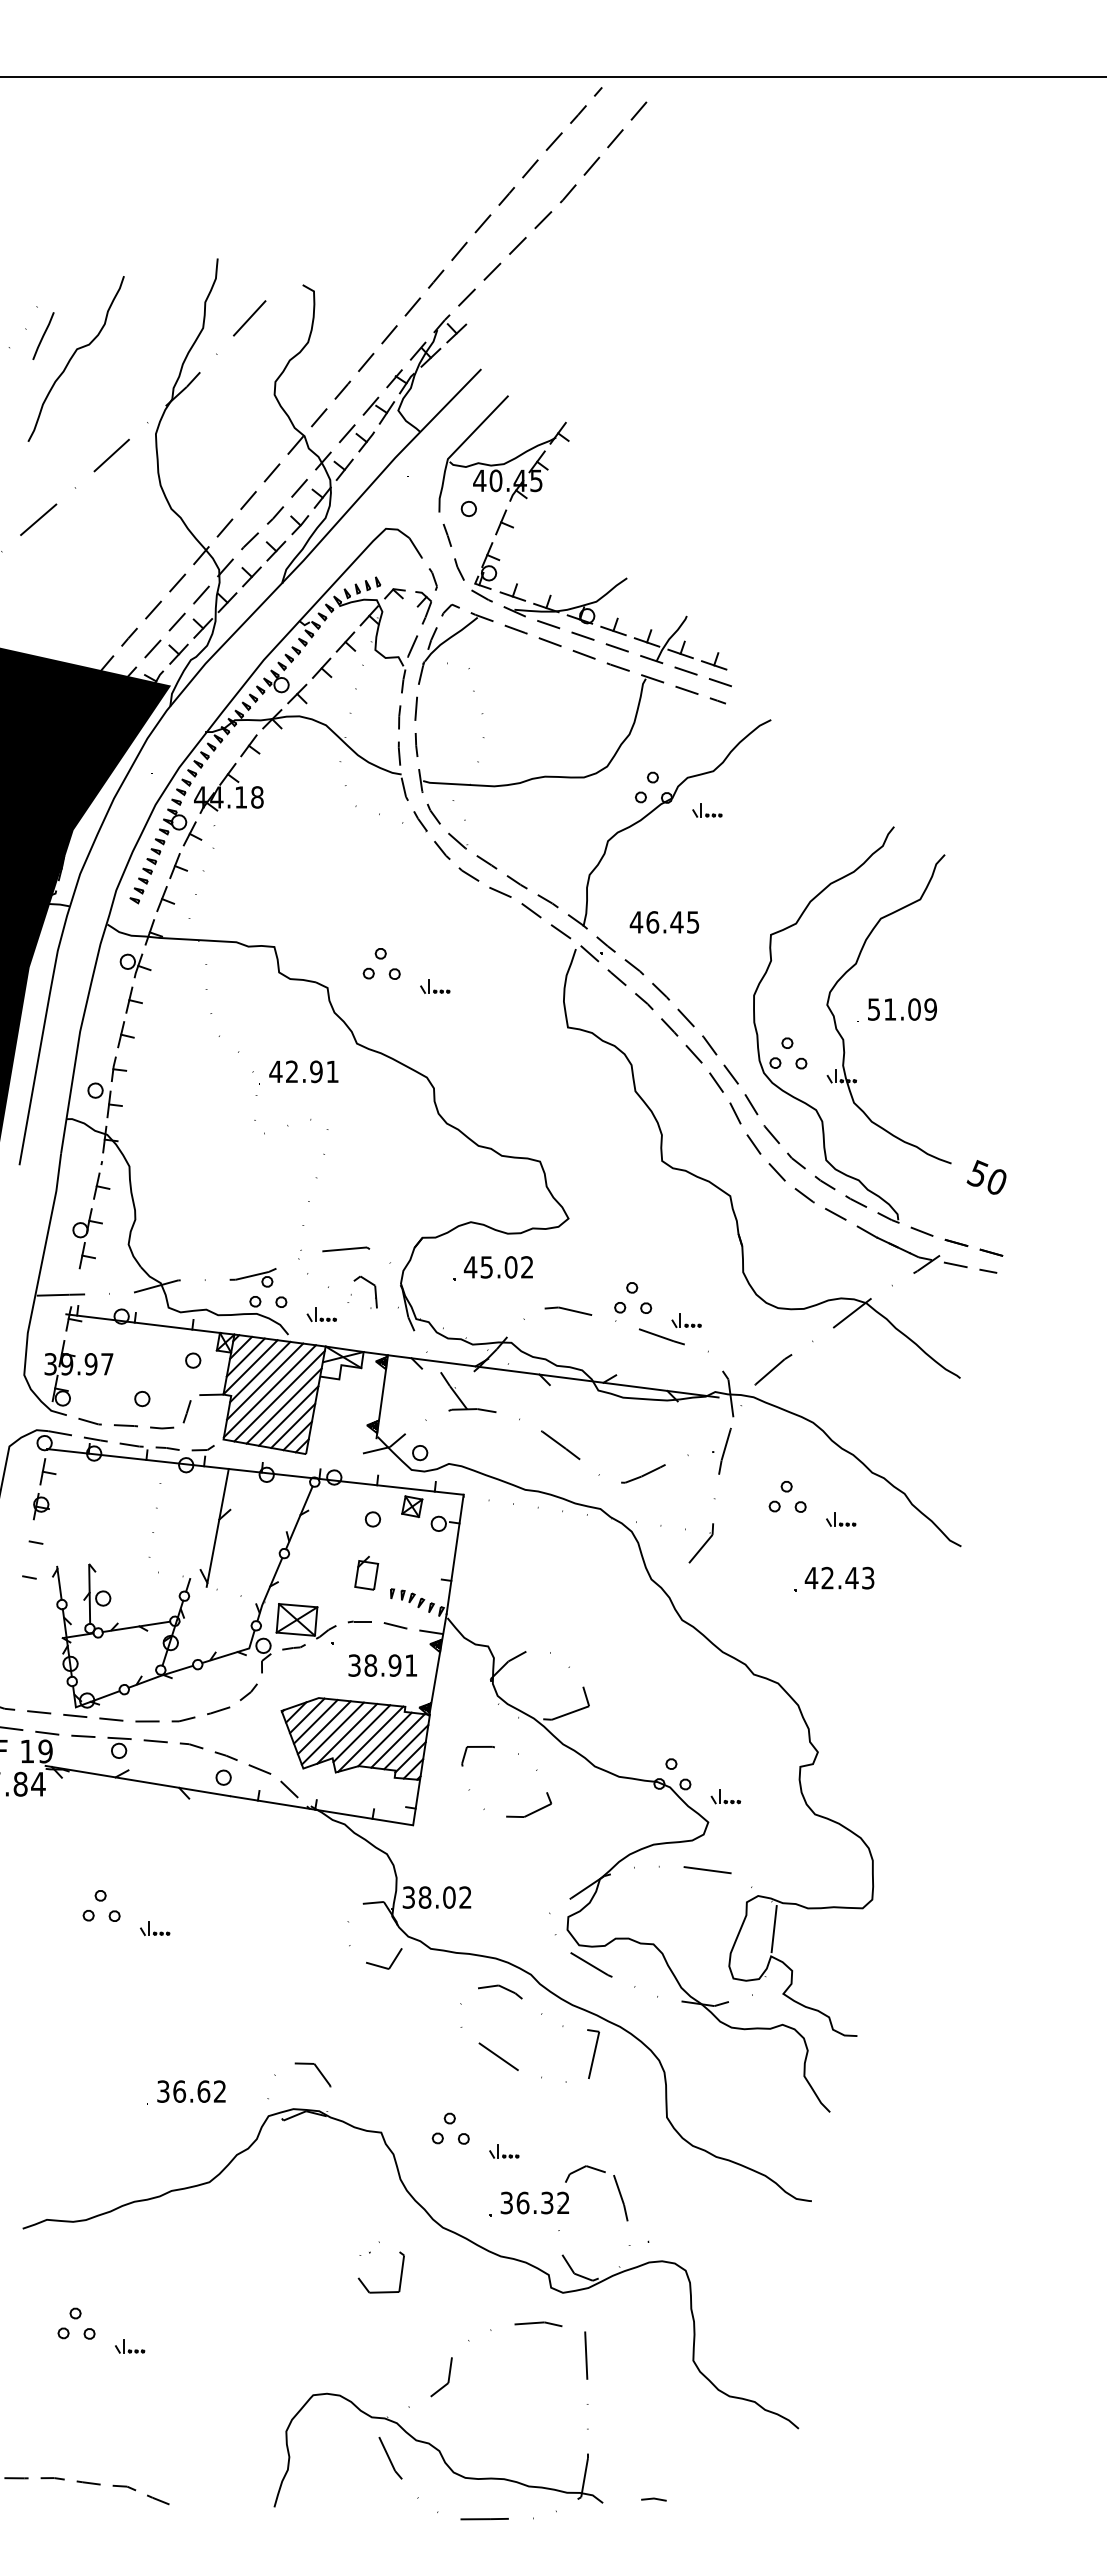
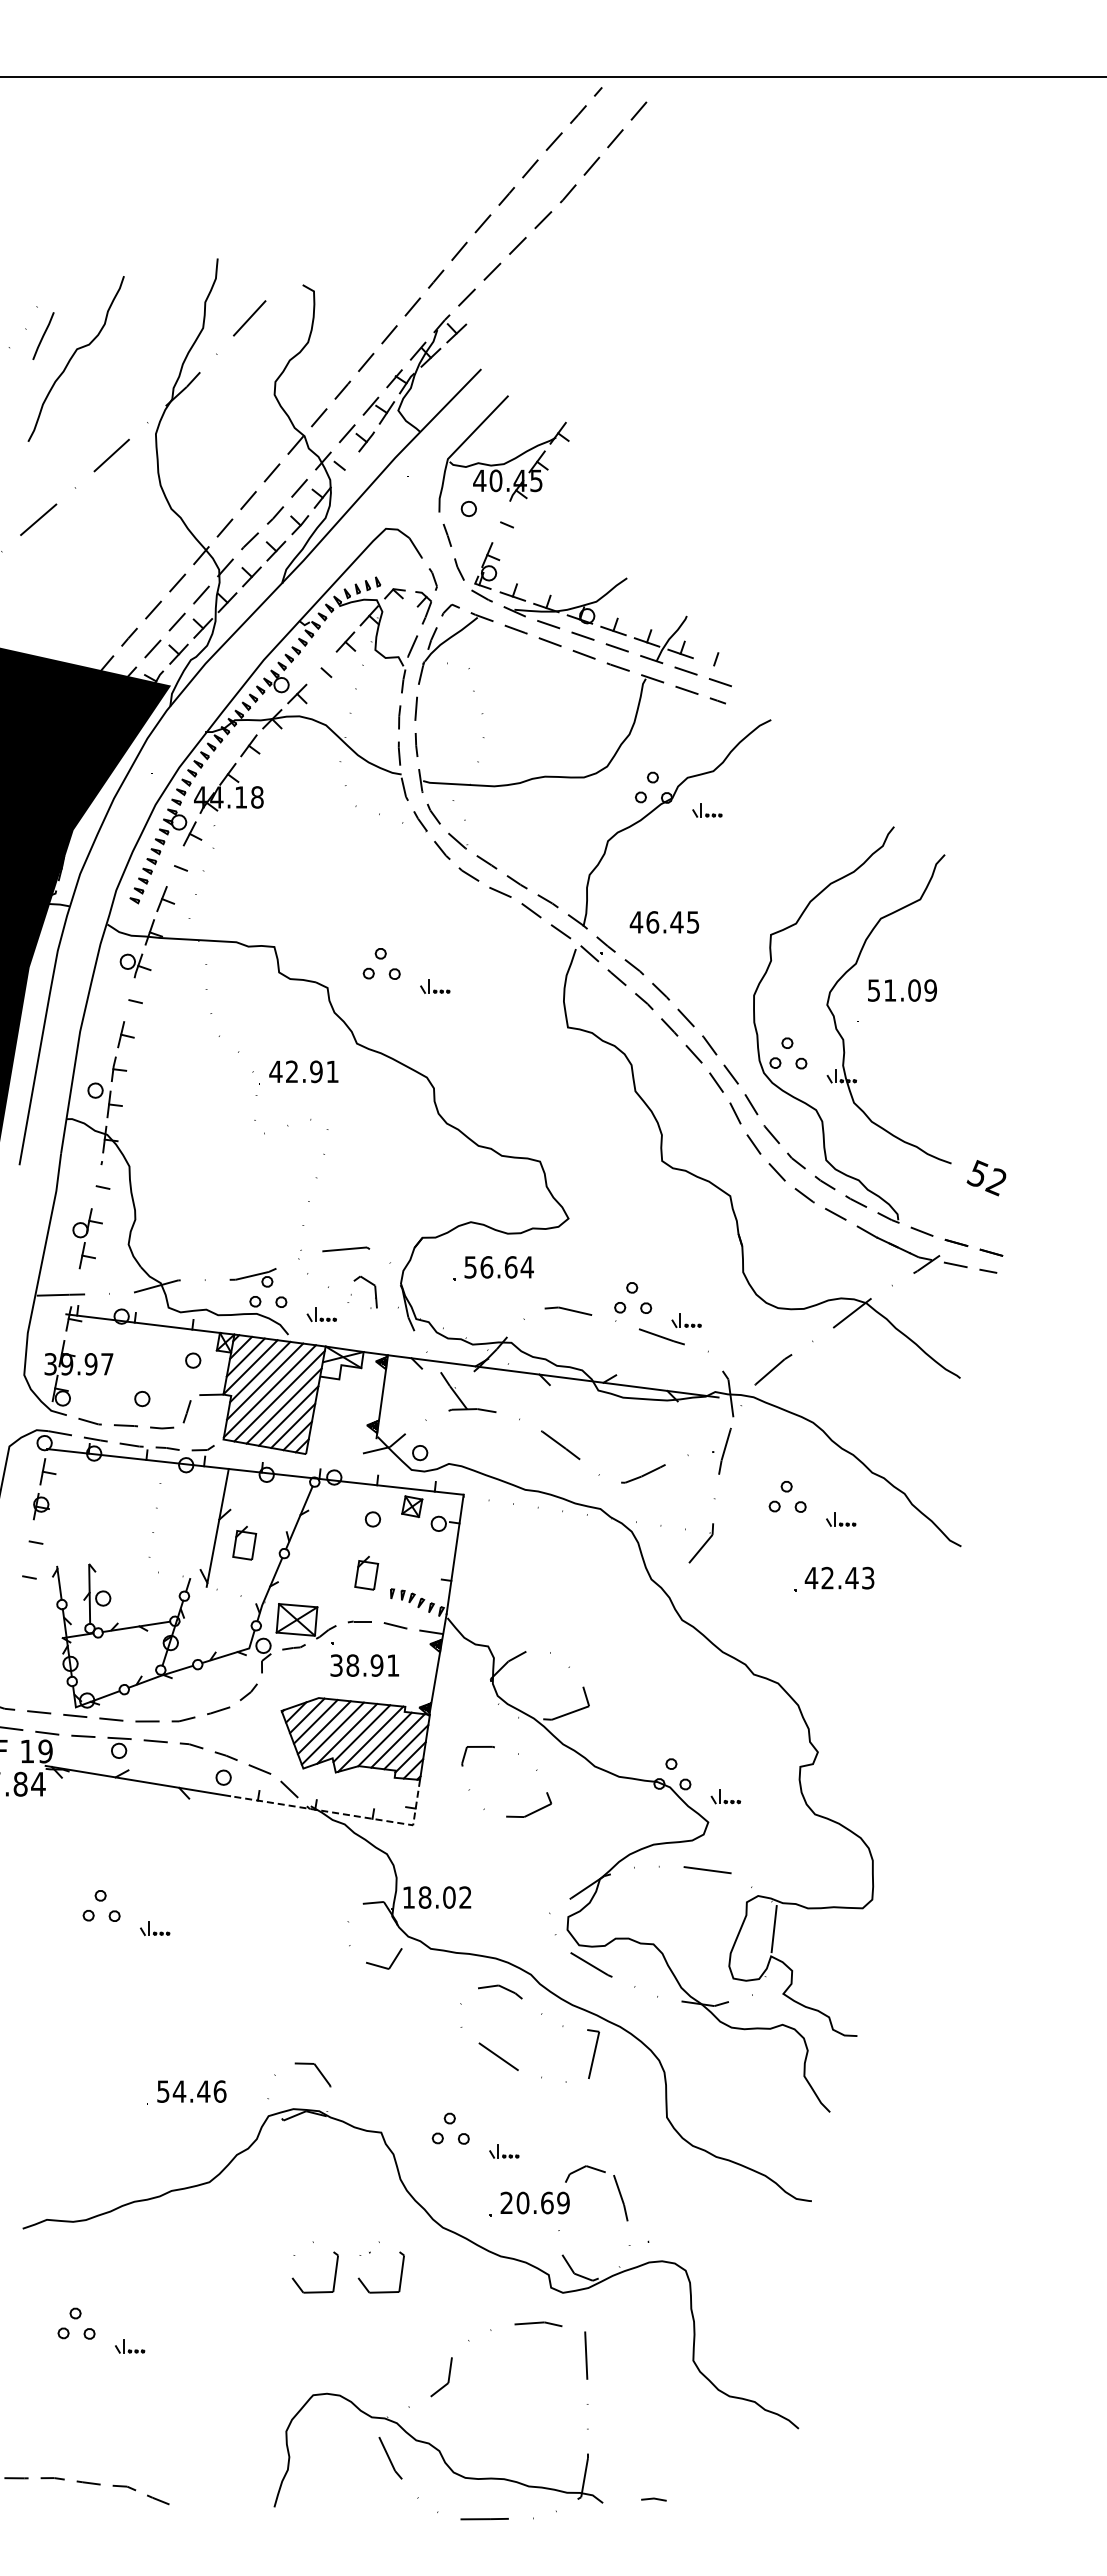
line: present -> none (344, 469)
line: present -> none (501, 522)
line: present -> none (714, 665)
line: present -> none (321, 667)
line: present -> none (174, 866)
line: present -> none (129, 999)
text position: (902, 1009) -> (902, 990) (902, 990)
text: 50 -> 52 (995, 1182)
line: present -> none (96, 1185)
text: 45.02 -> 56.64 (498, 1267)
part: none -> present (244, 1543)
text position: (382, 1665) -> (364, 1665) (364, 1665)
line: solid -> dashed (344, 1814)
text: 38.02 -> 18.02 (408, 1897)
text: 36.62 -> 54.46 (191, 2091)
text: 36.32 -> 20.69 (534, 2202)
part: none -> present (334, 2273)
